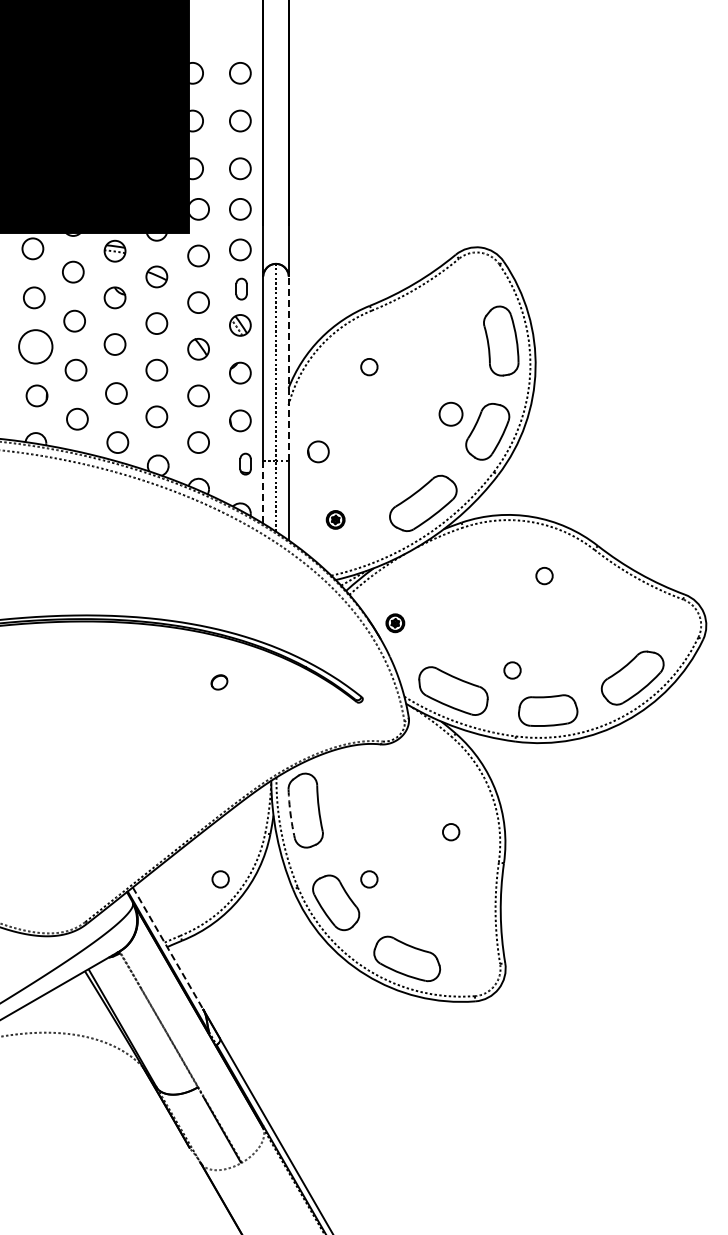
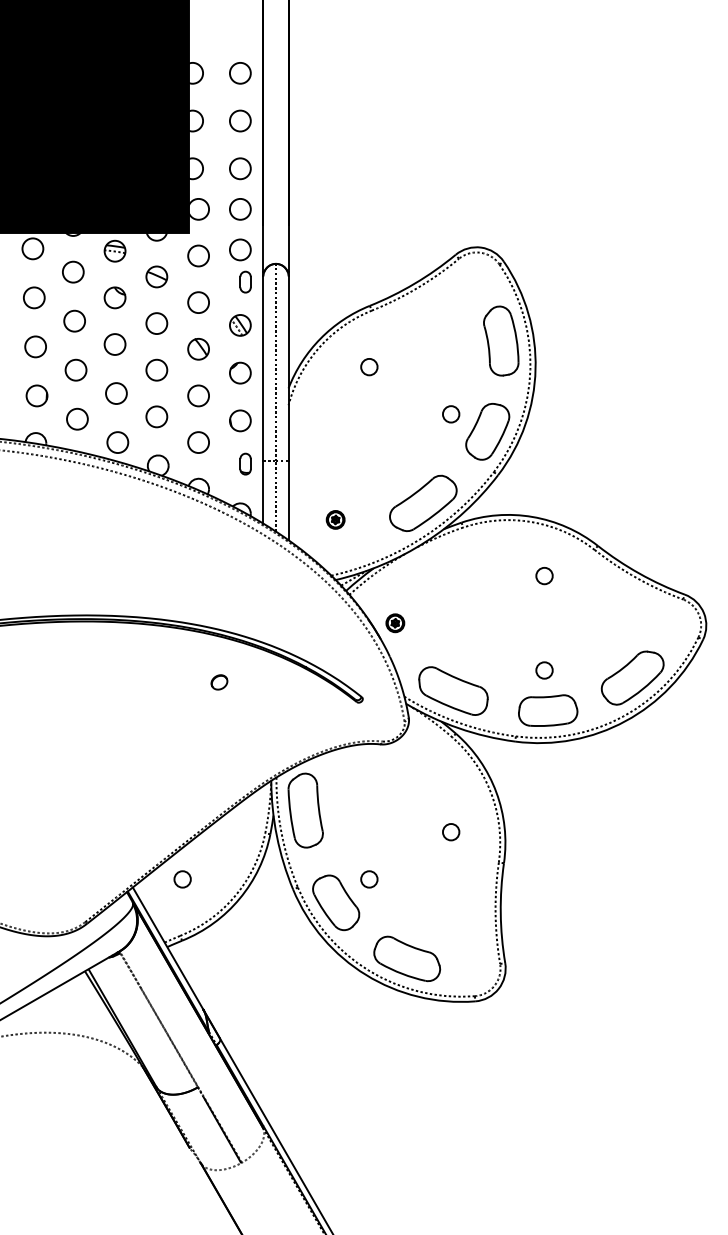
part position: (241, 288) -> (245, 281) (245, 281)
circle size: 36x36 px -> 23x24 px (35, 346)
line: dashed -> solid (288, 368)
circle size: 26x26 px -> 19x19 px (451, 414)
part: present -> none (318, 451)
line: dashed -> solid (263, 493)
circle position: (512, 670) -> (544, 670) (544, 670)
arc: dashed -> solid (290, 814)
circle position: (220, 879) -> (182, 879) (182, 879)
line: dashed -> solid (168, 948)
